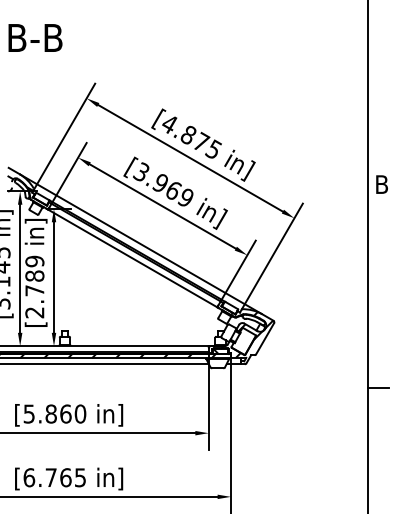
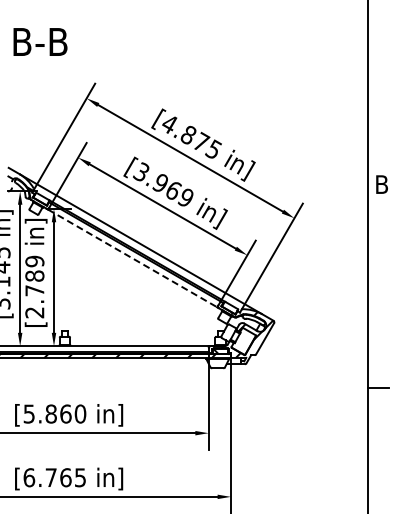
text position: (35, 37) -> (40, 41) (40, 41)
line: solid -> dashed (132, 258)
line: present -> none (105, 364)
